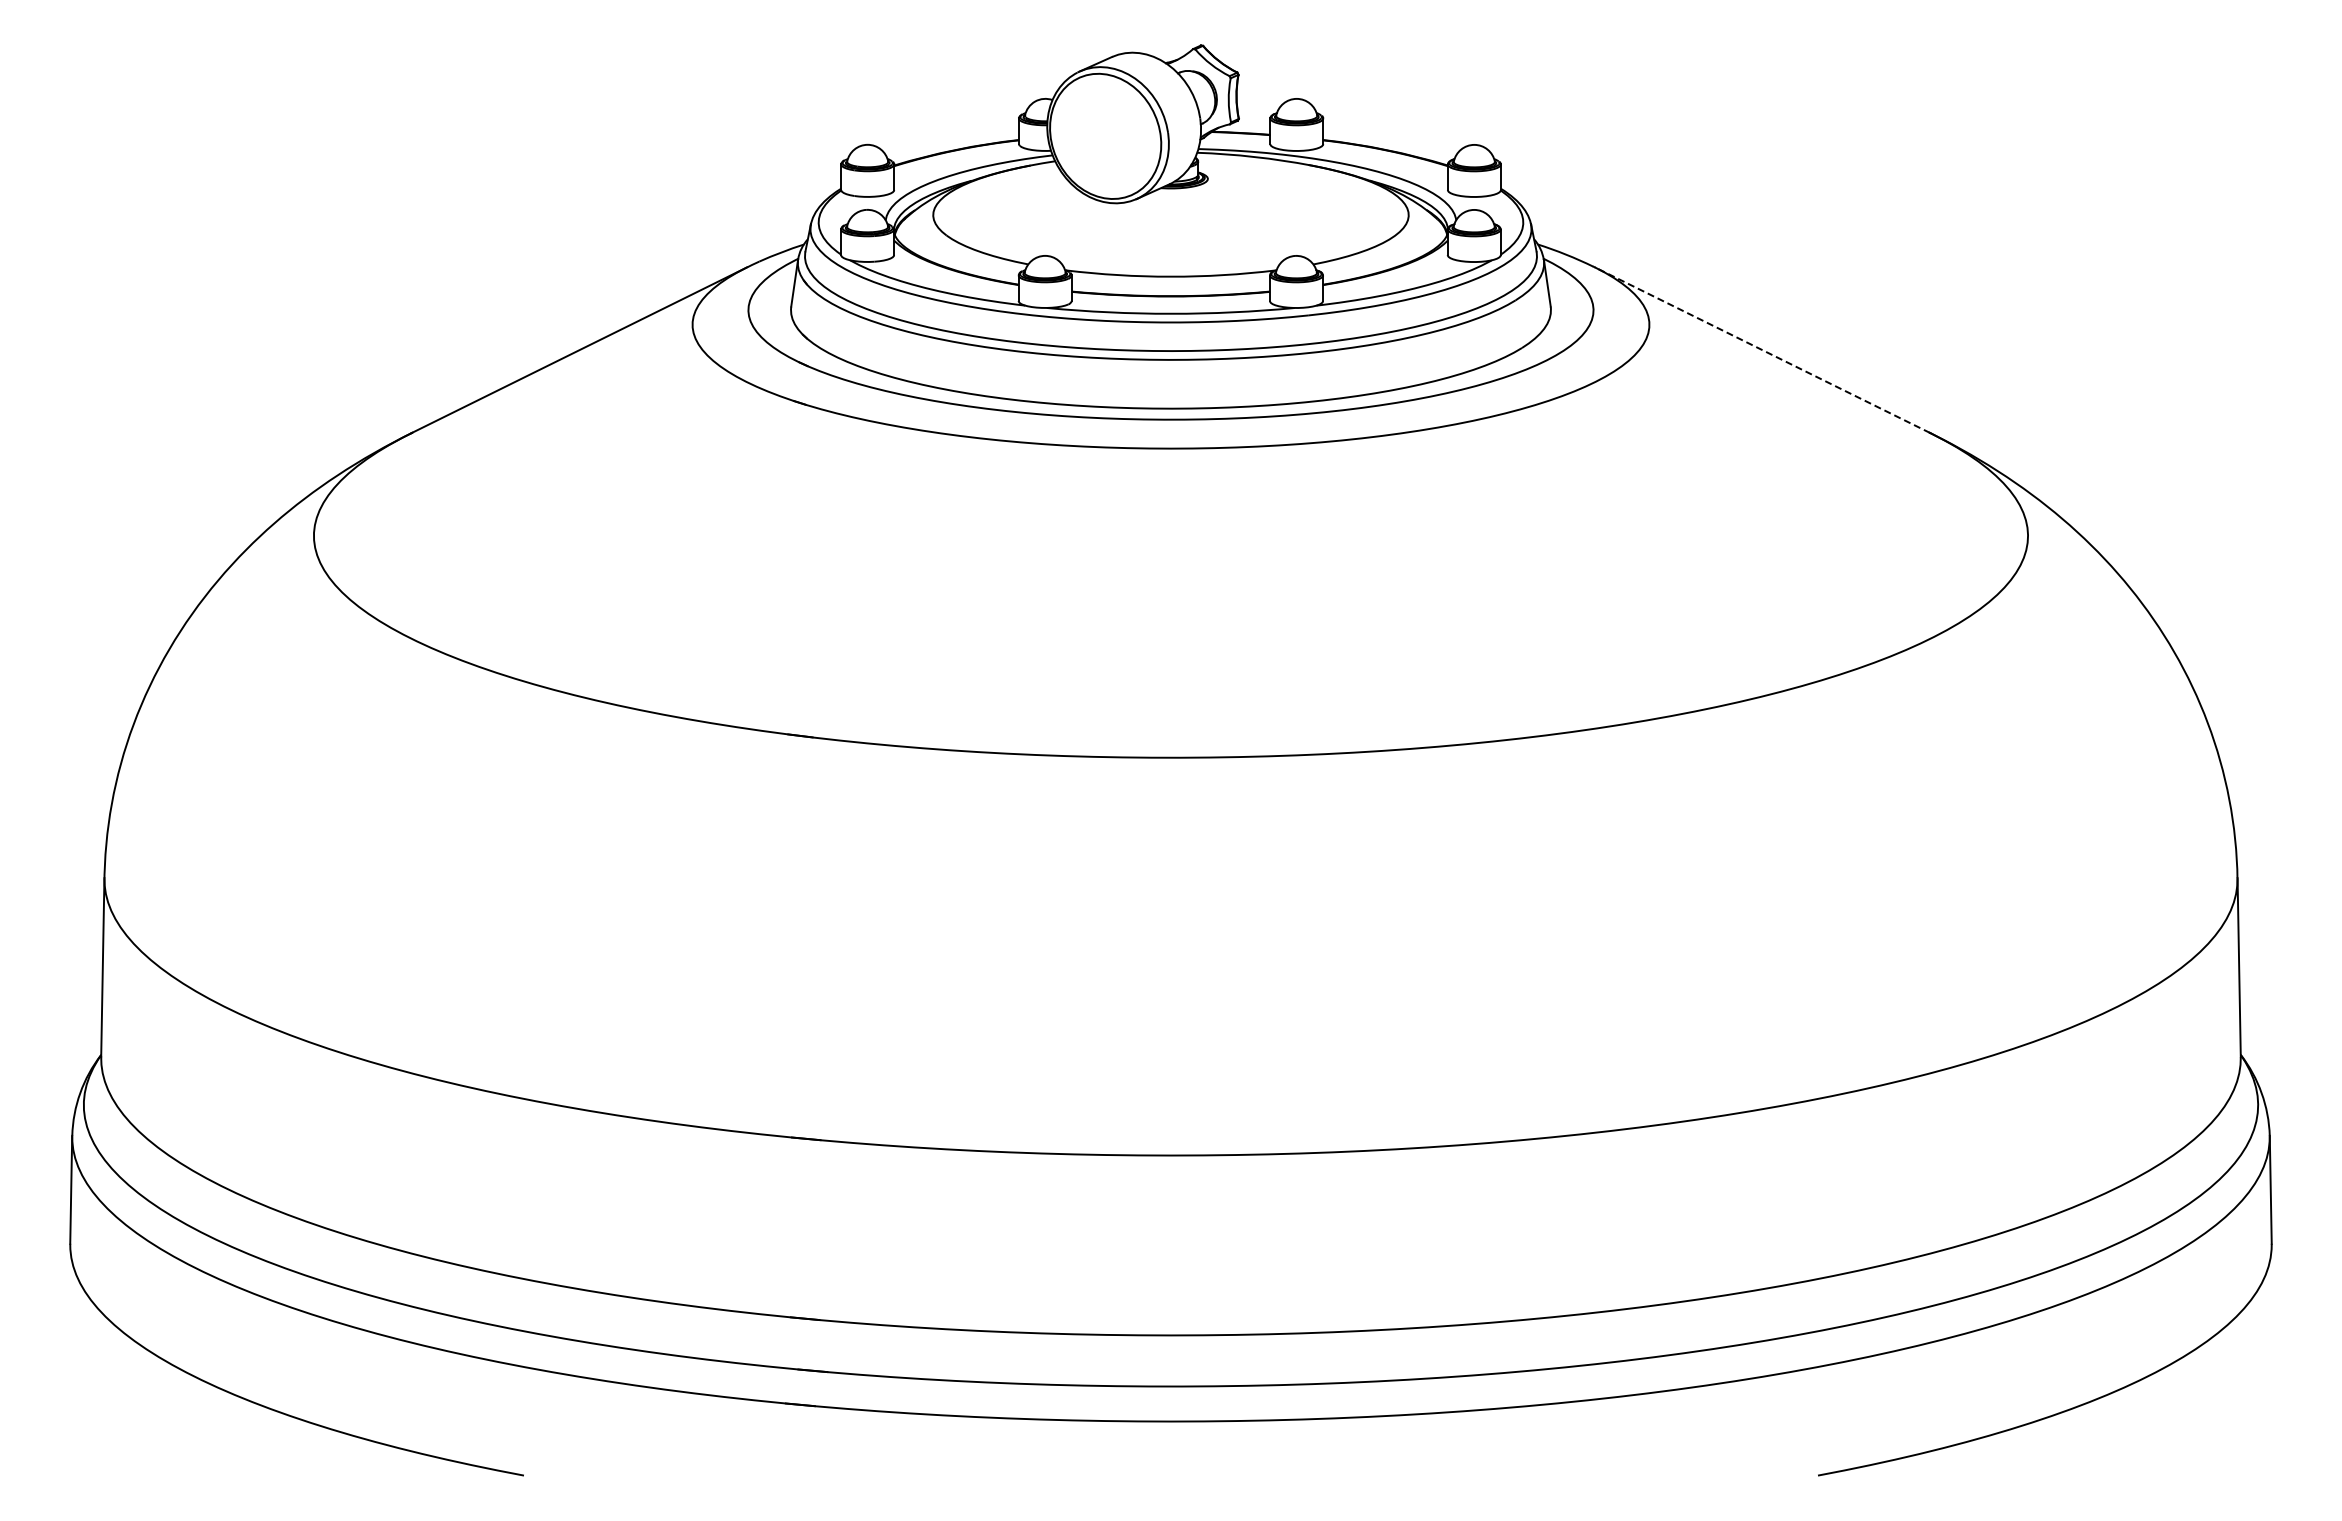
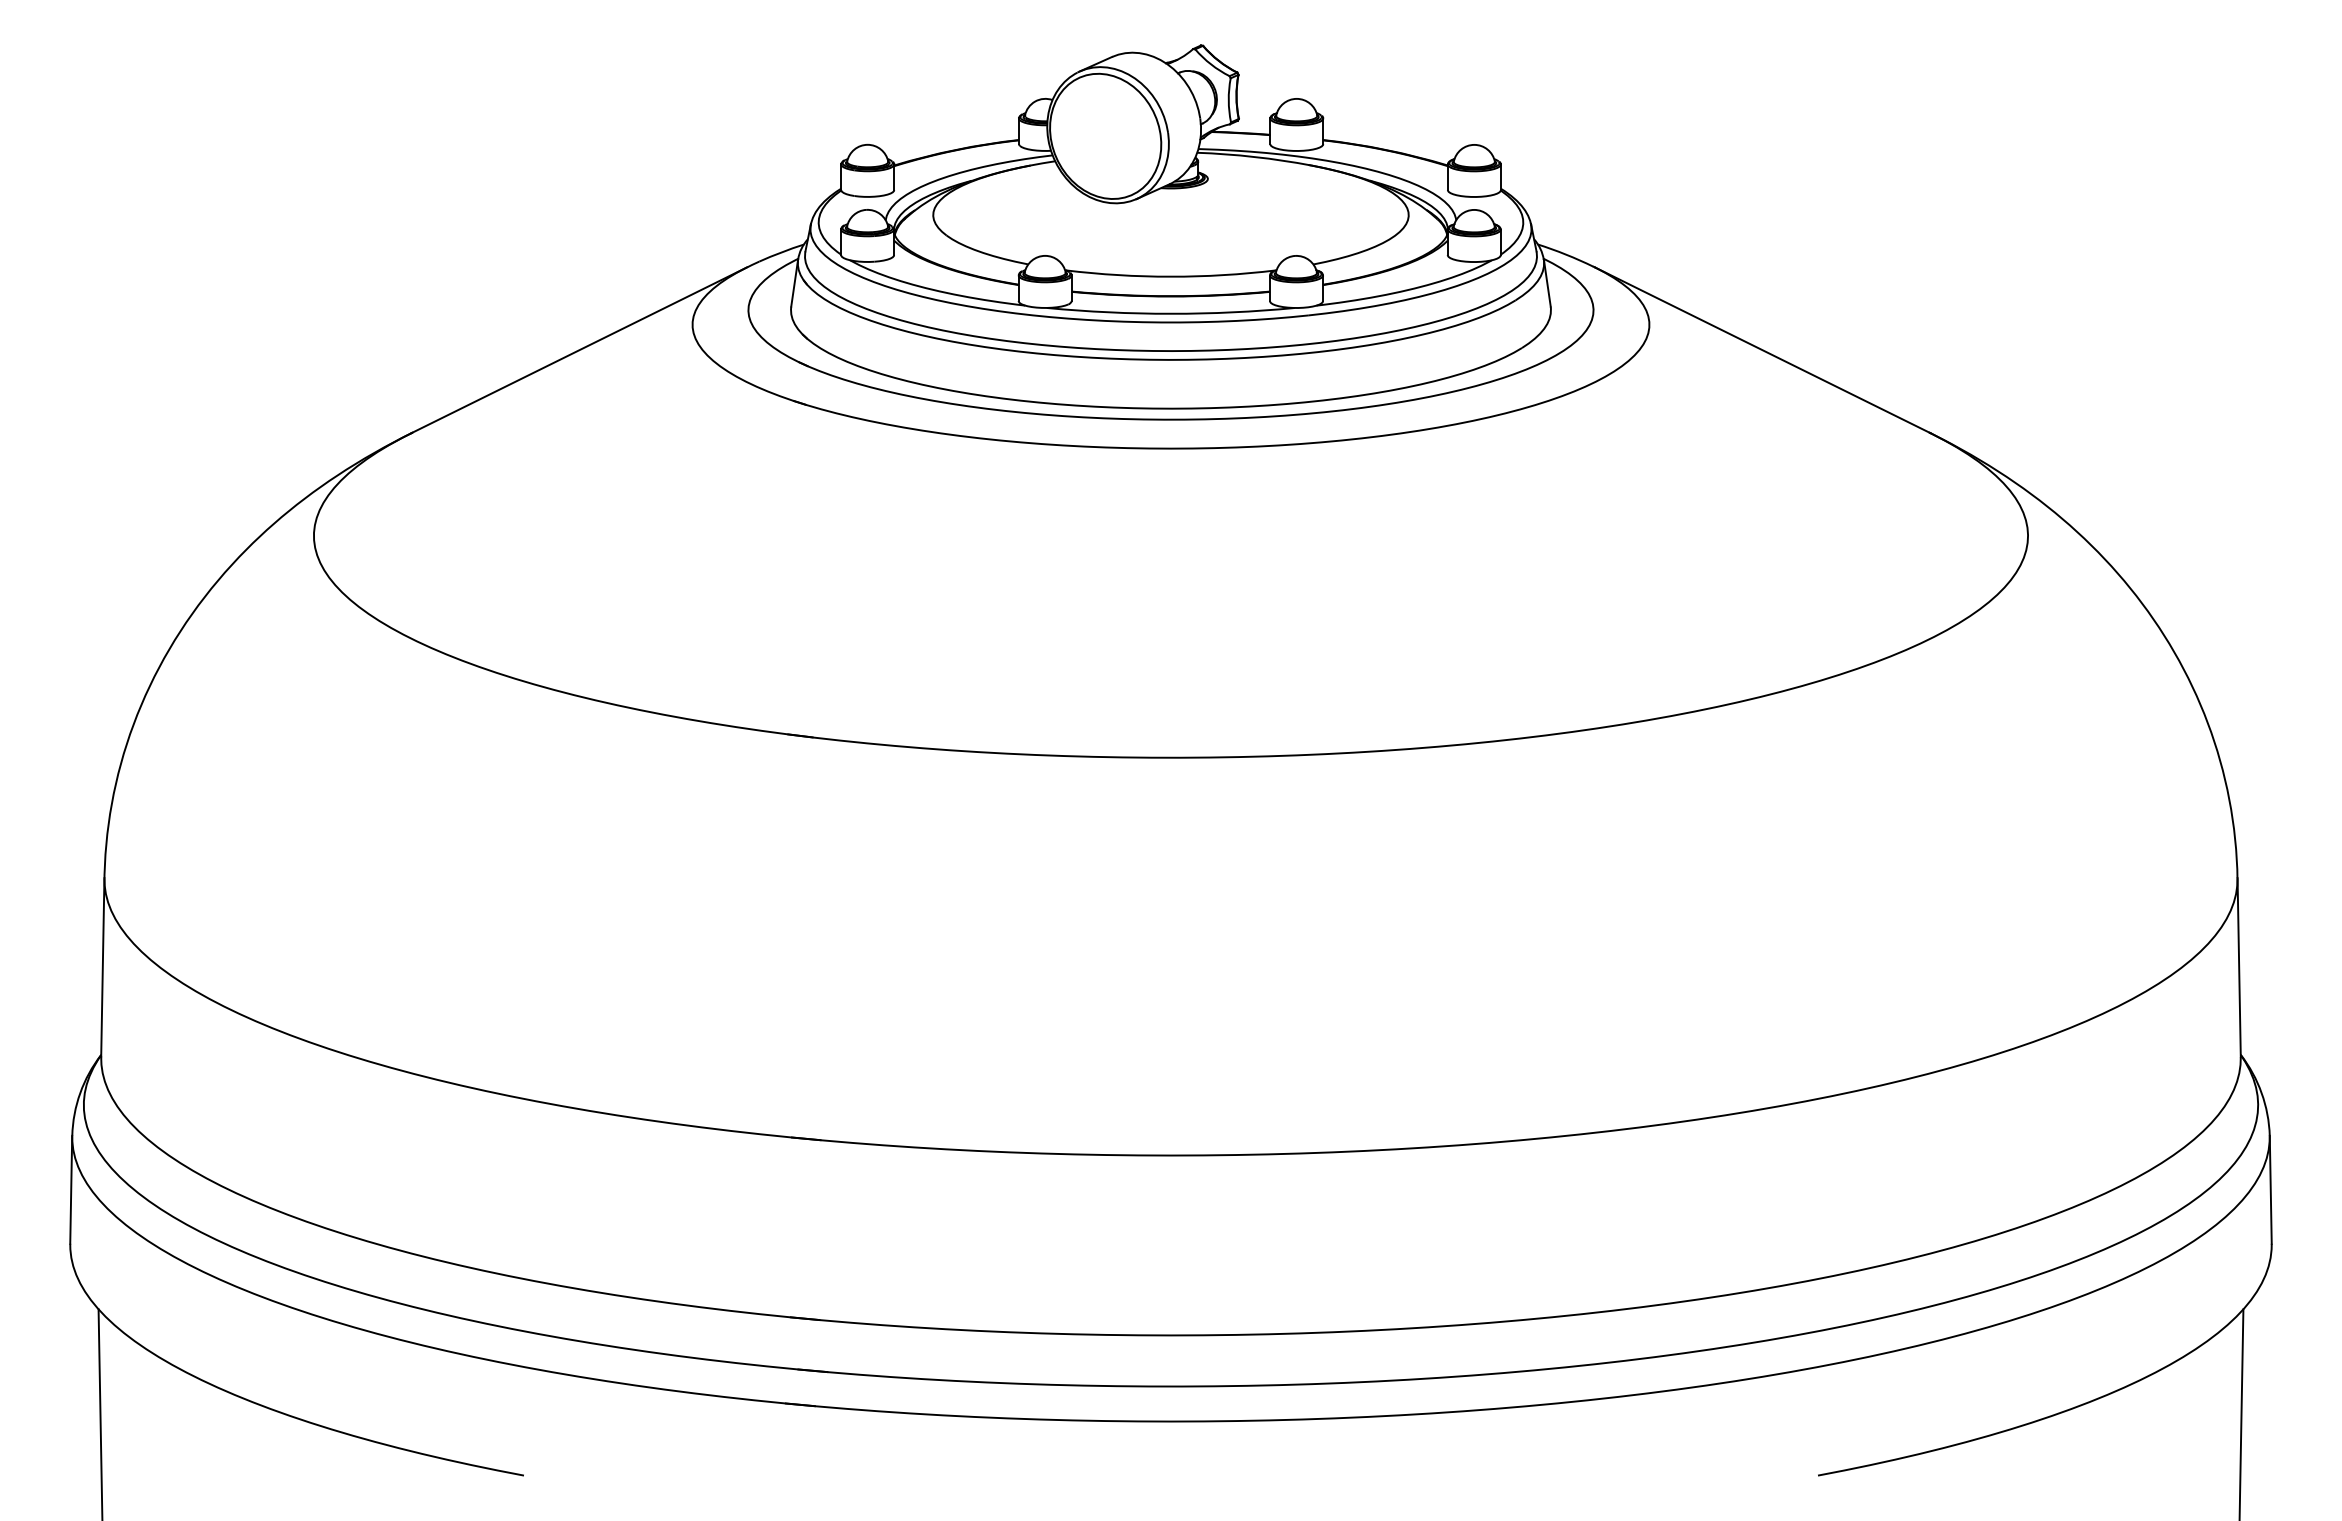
line: dashed -> solid (1762, 349)
line: none -> present (100, 1413)
line: none -> present (2241, 1413)
